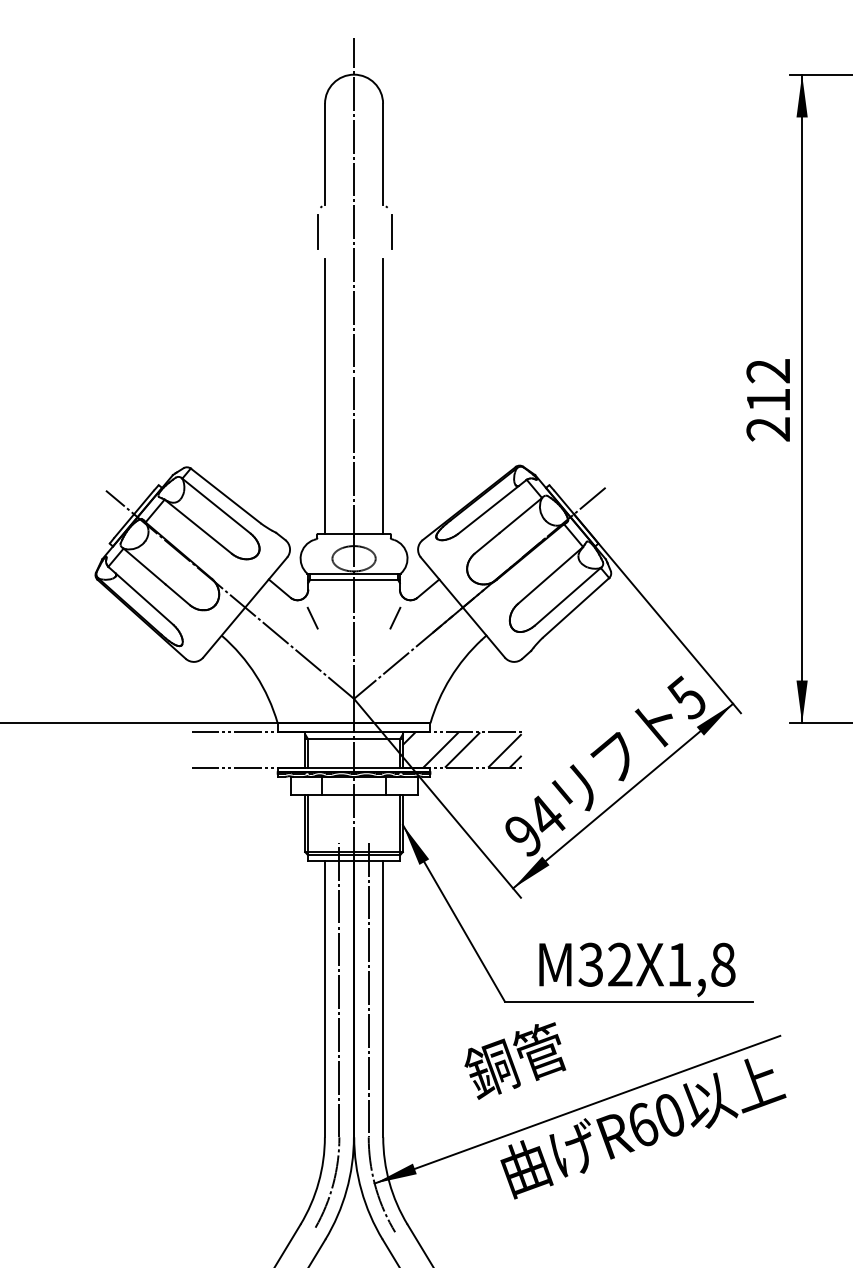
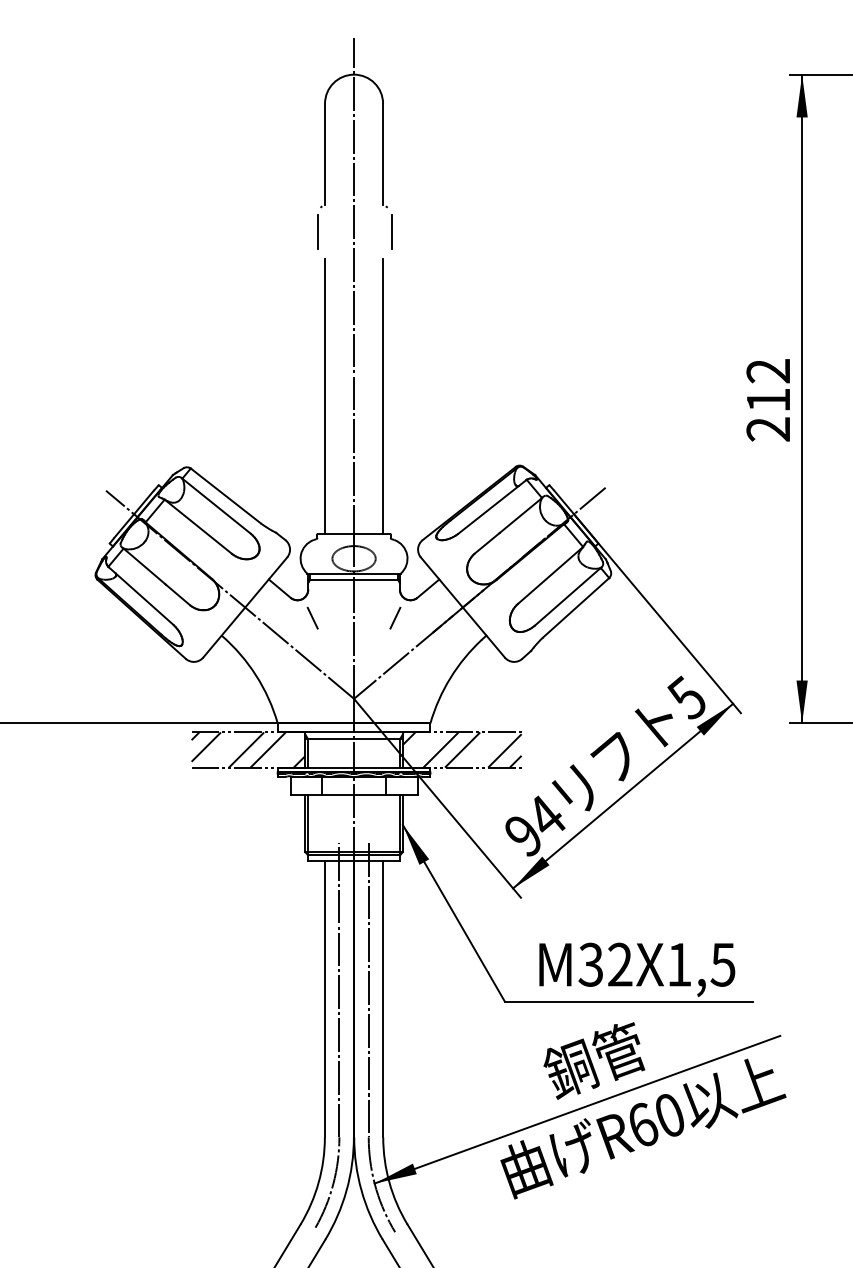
hatch: none -> present (248, 749)
text: M32X1,8 -> M32X1,5 (722, 964)
text position: (515, 1060) -> (594, 1060) (594, 1060)
